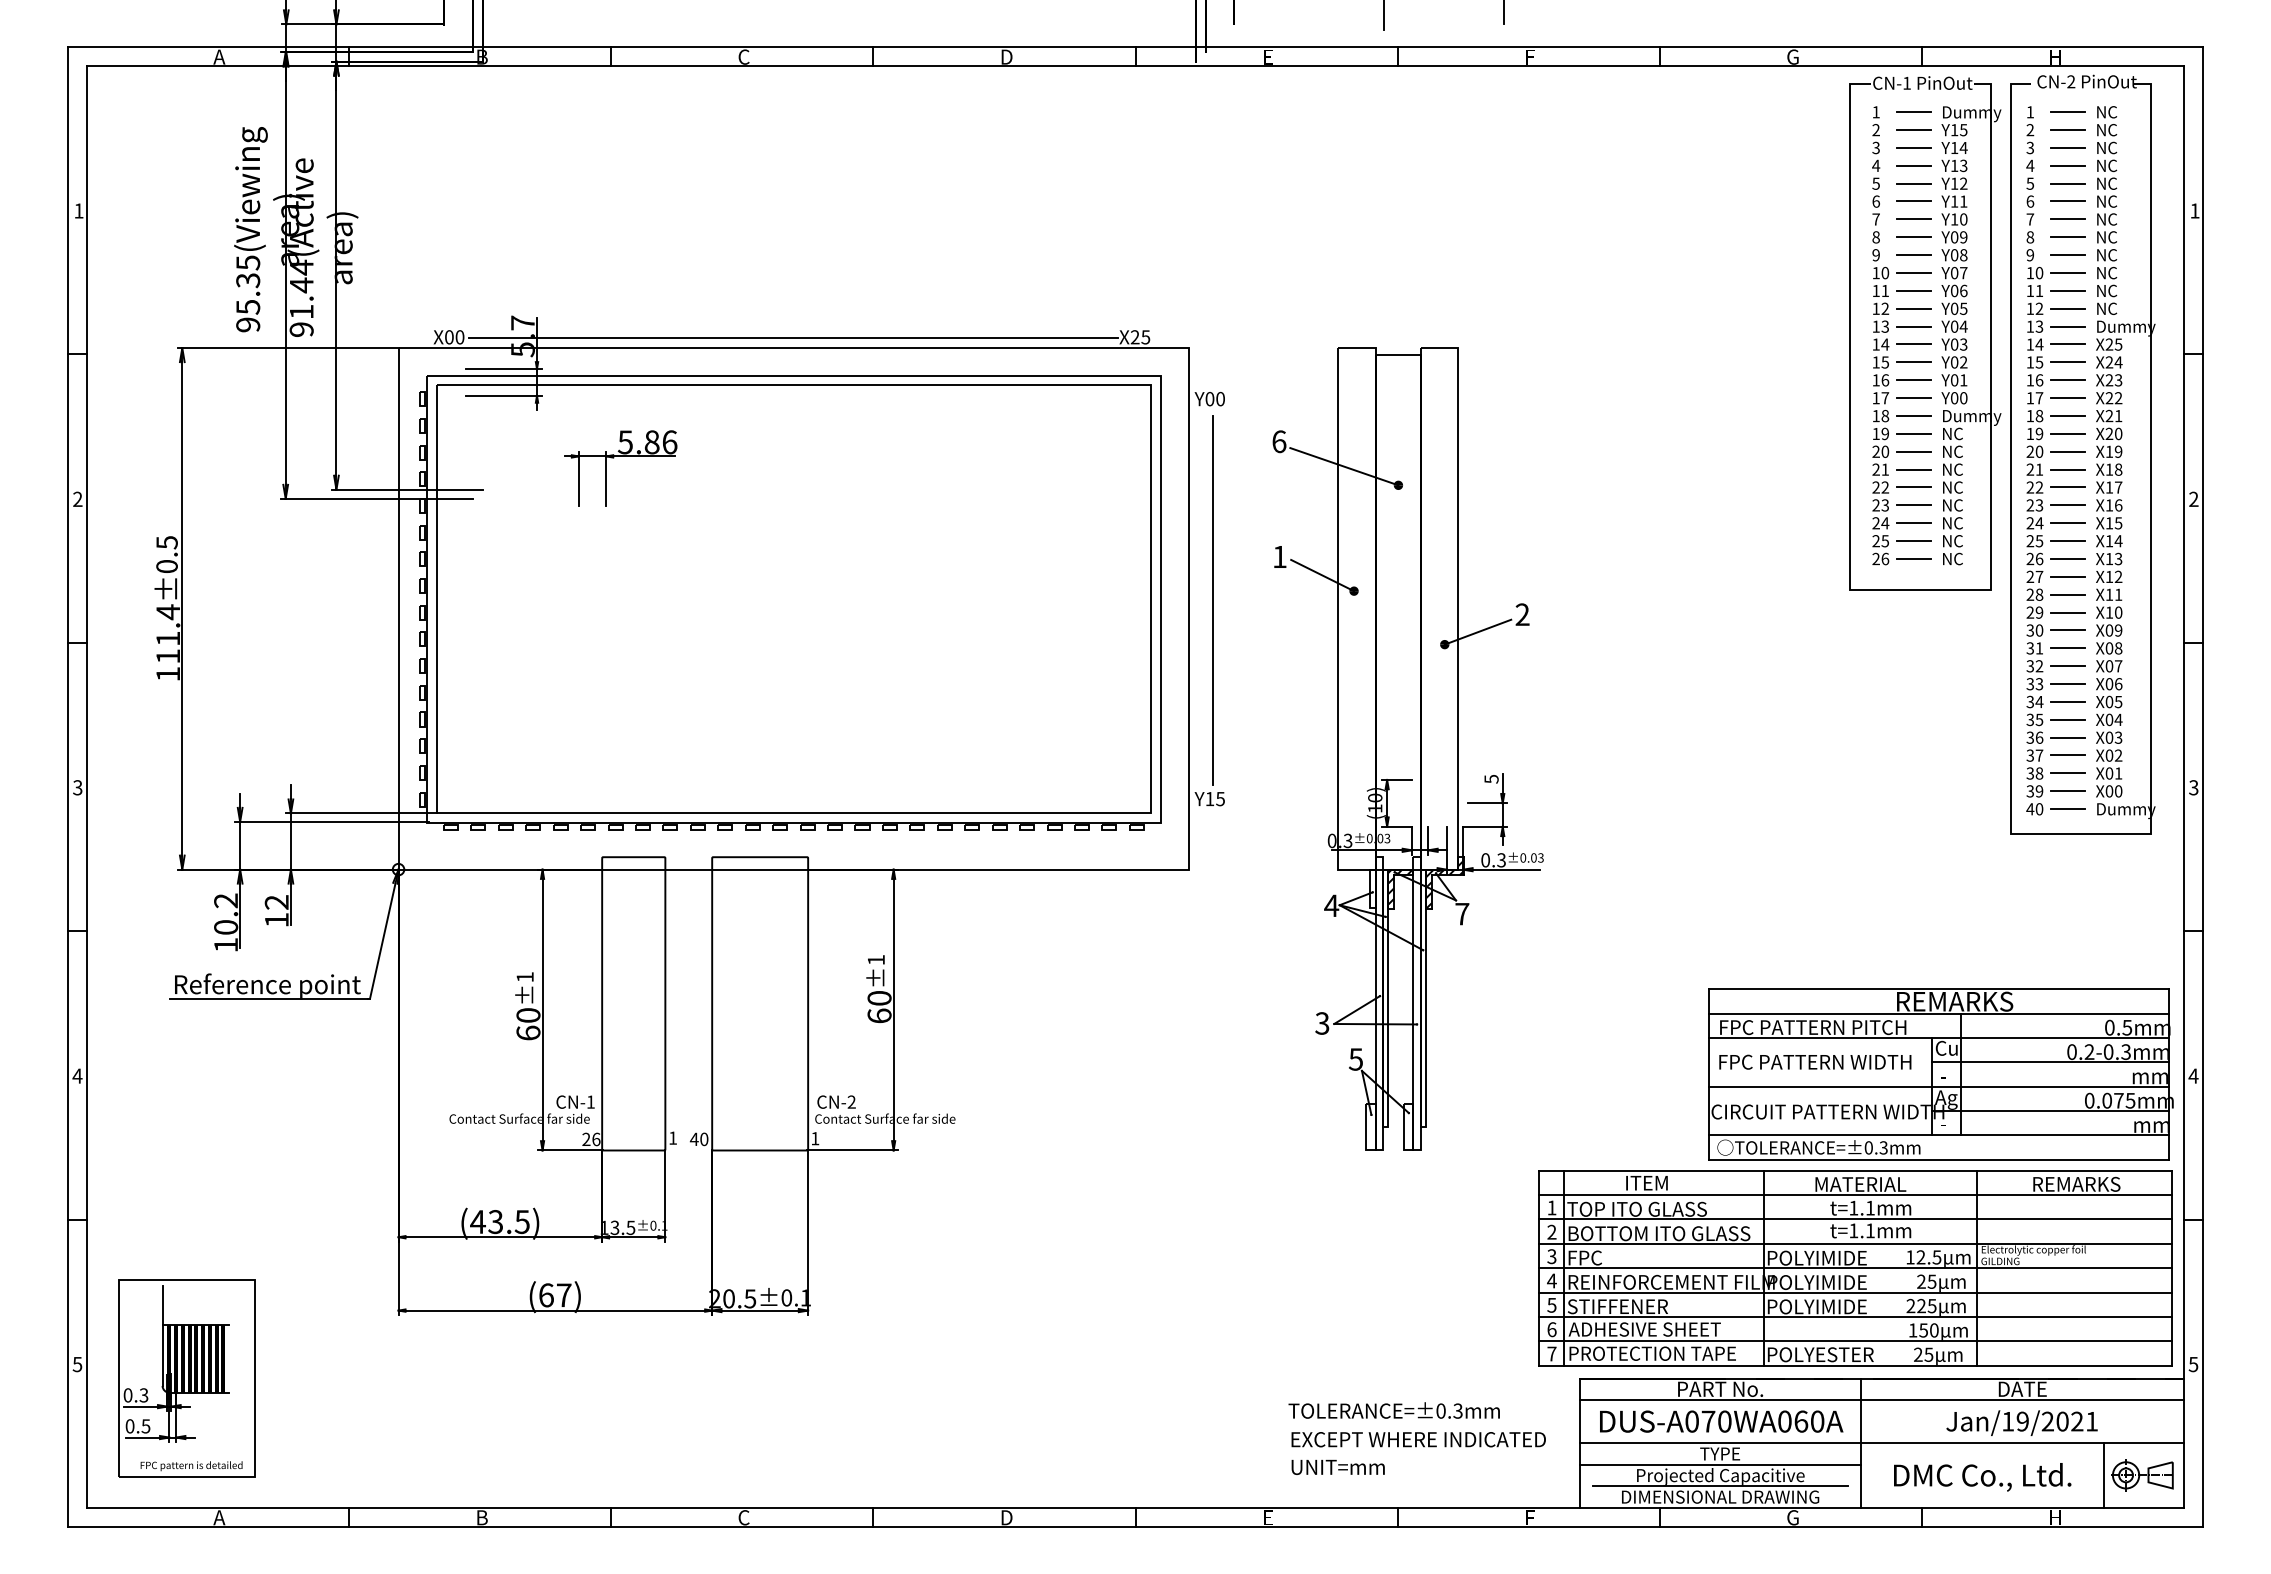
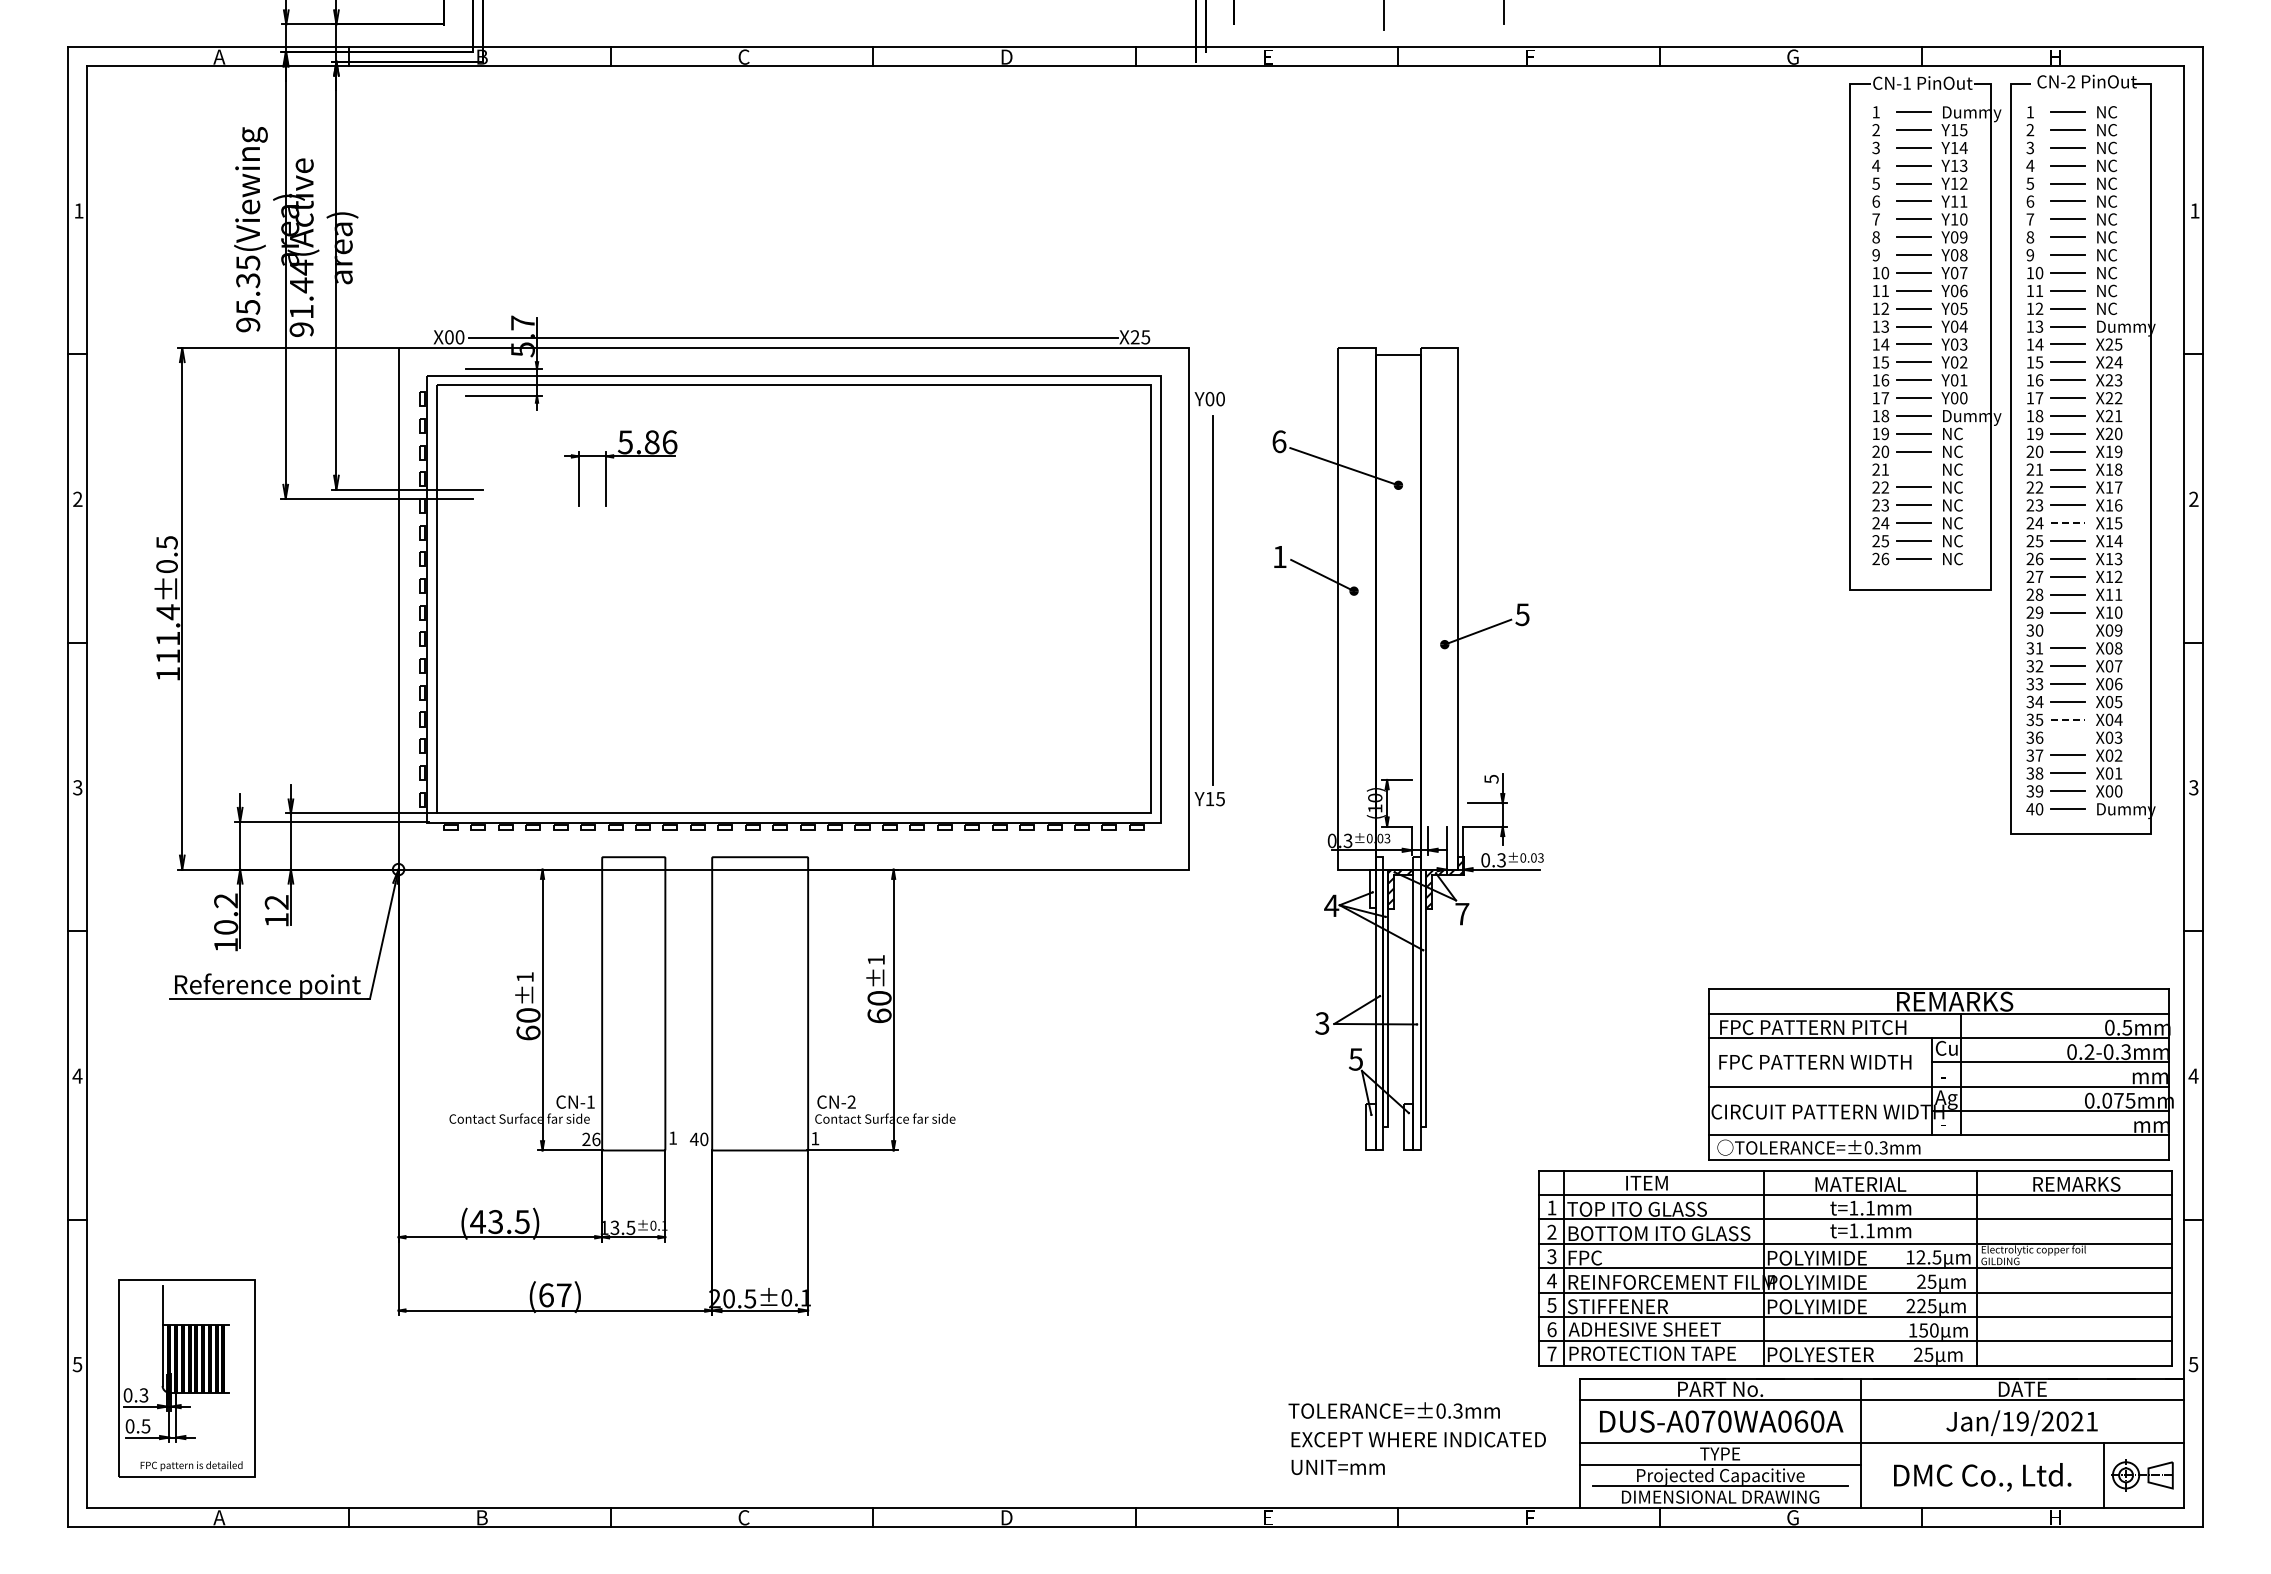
line: present -> none (1913, 469)
line: solid -> dashed (2068, 523)
text: 2 -> 5 (1522, 614)
line: present -> none (2068, 630)
line: solid -> dashed (2068, 719)
line: present -> none (2068, 737)
